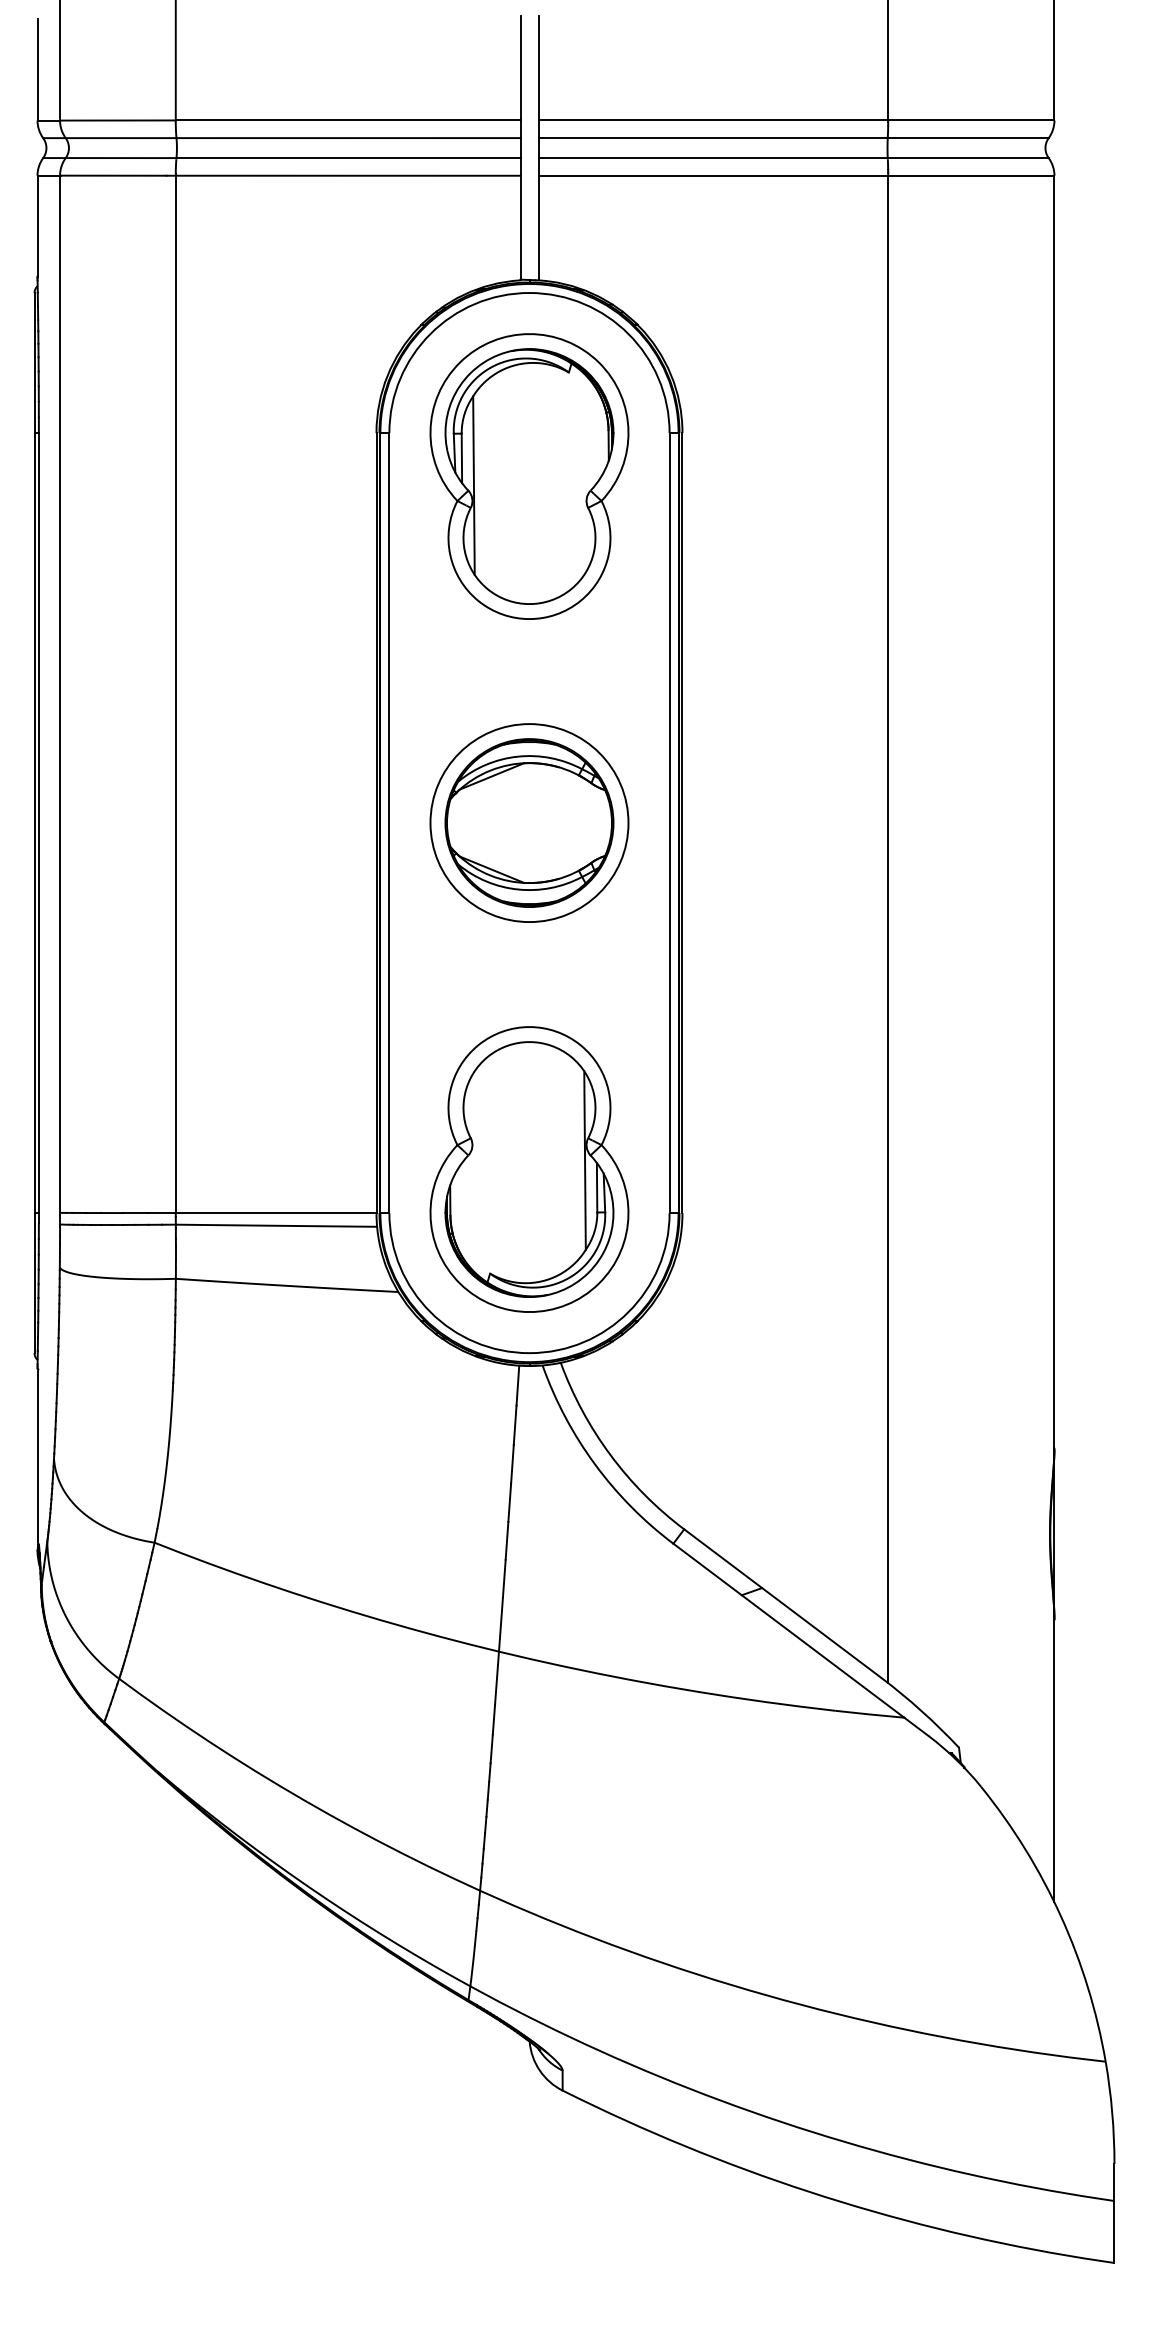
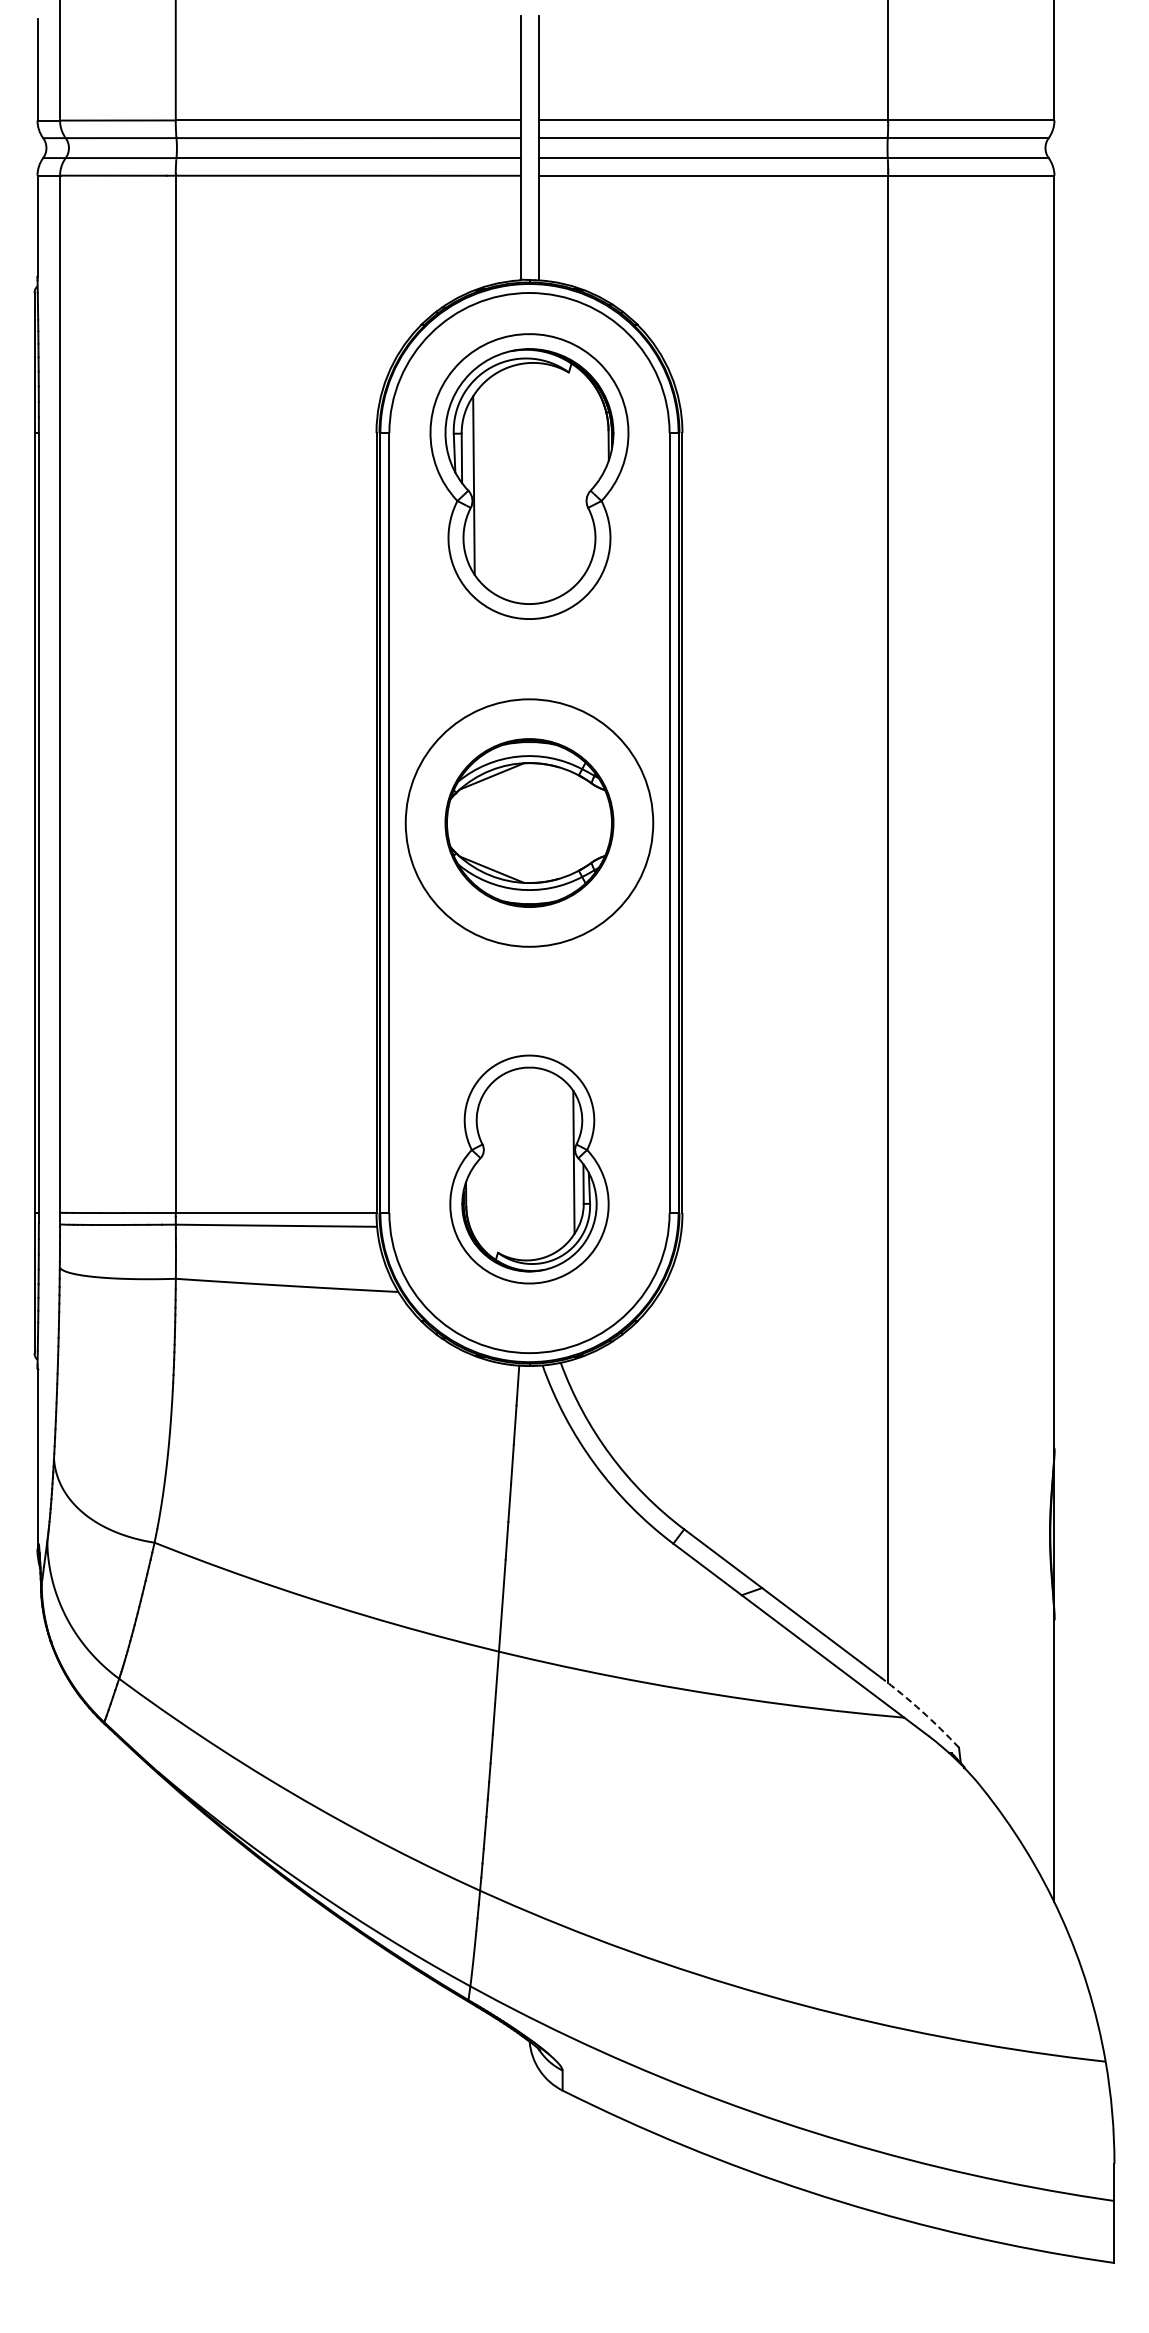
circle diameter: 198 px -> 247 px (529, 822)
part size: 201x287 px -> 161x231 px (529, 1169)
arc: solid -> dashed (921, 1710)
